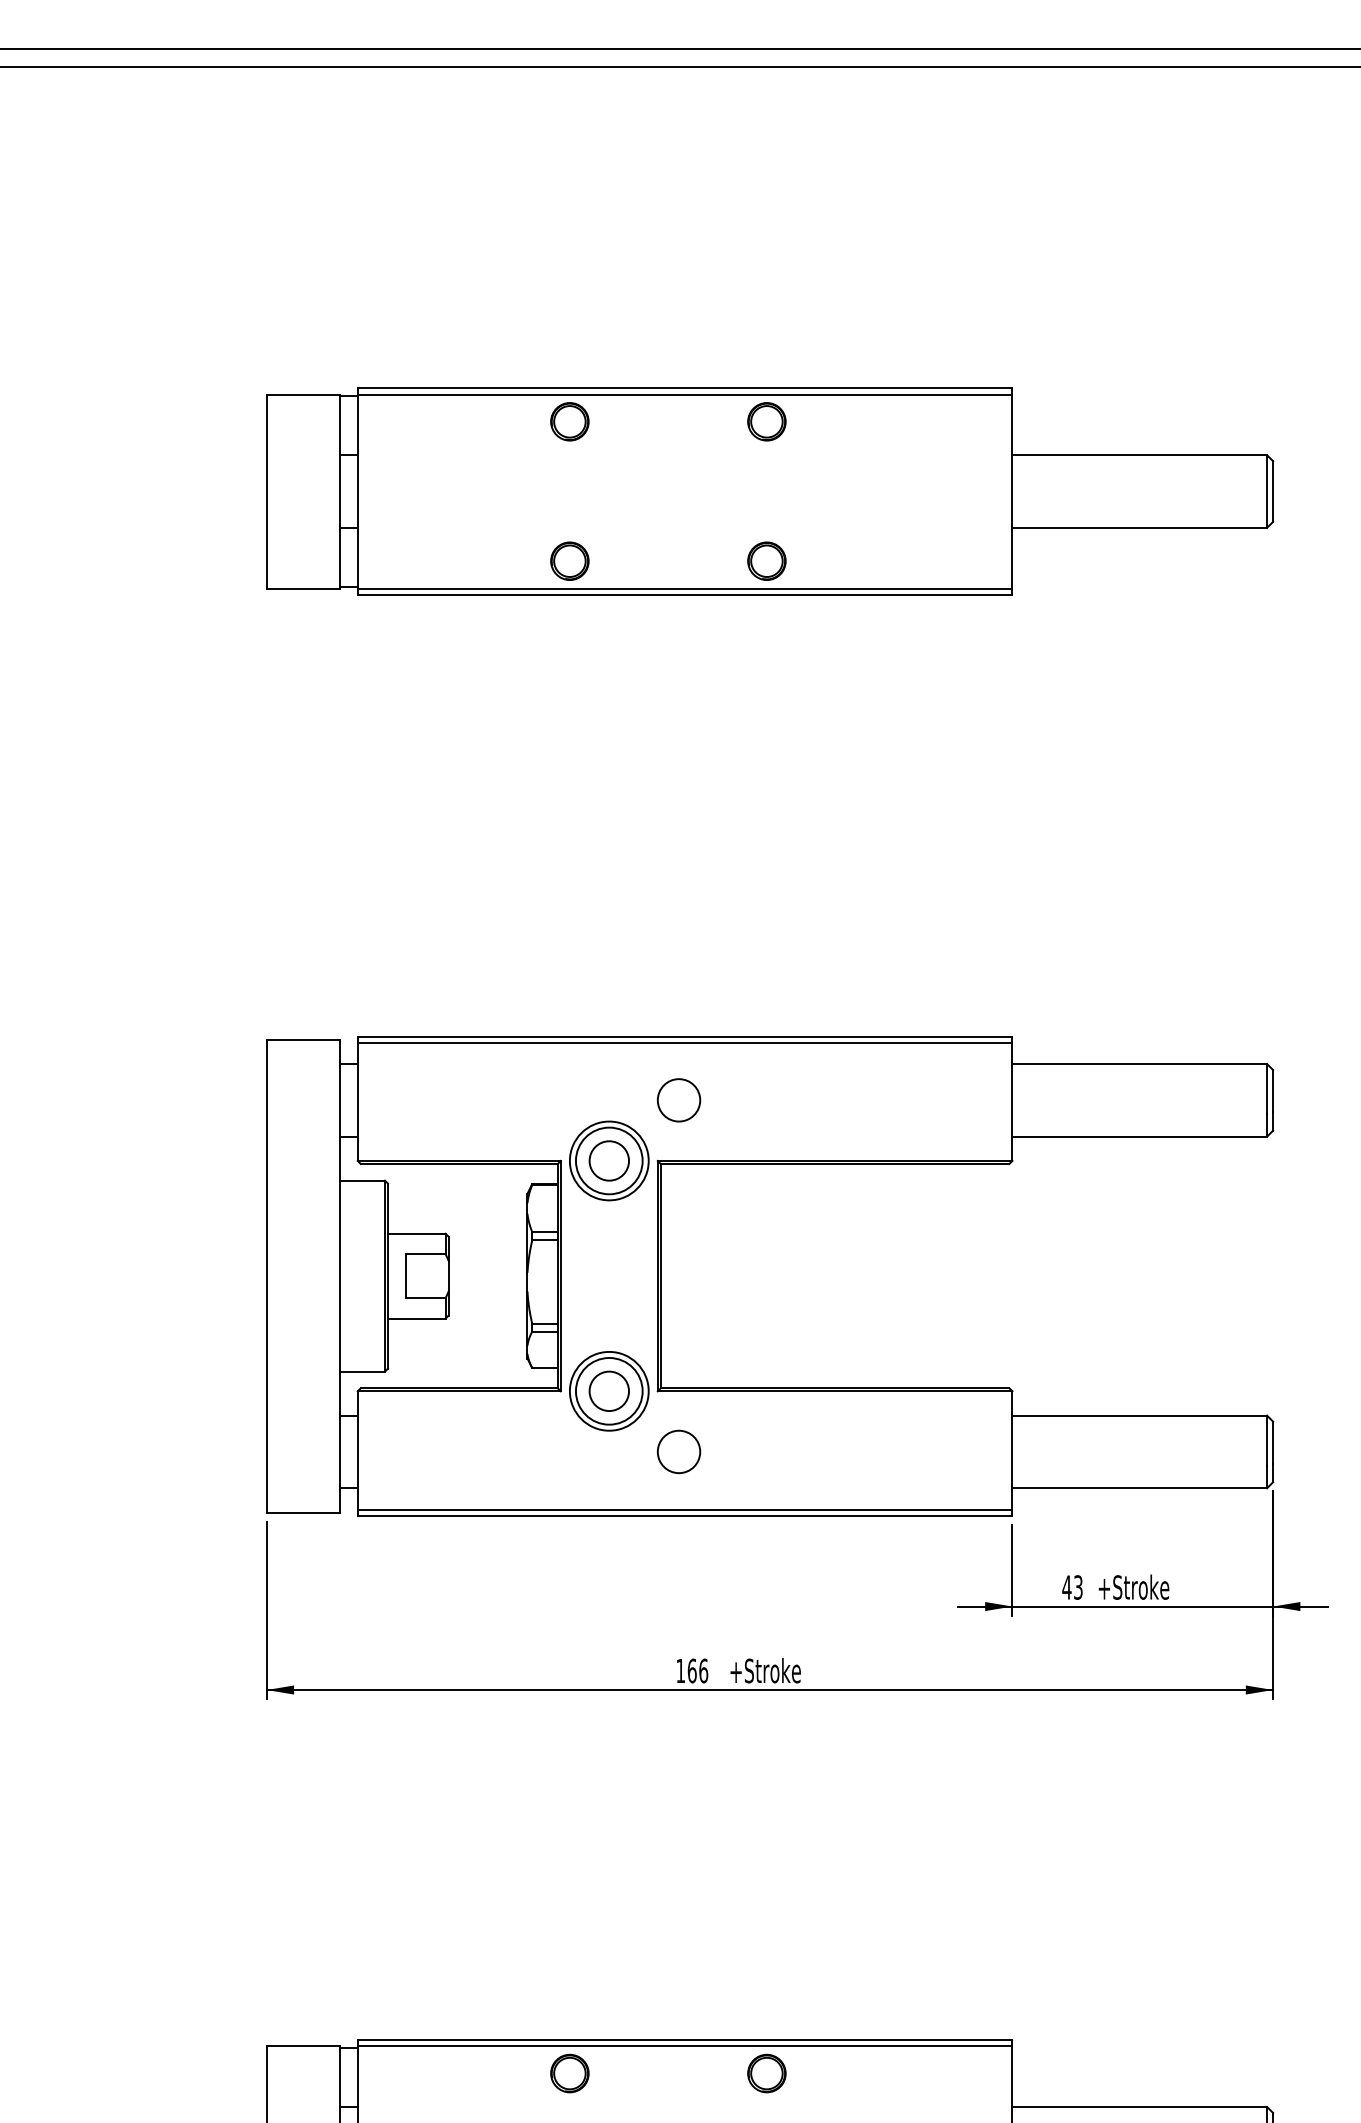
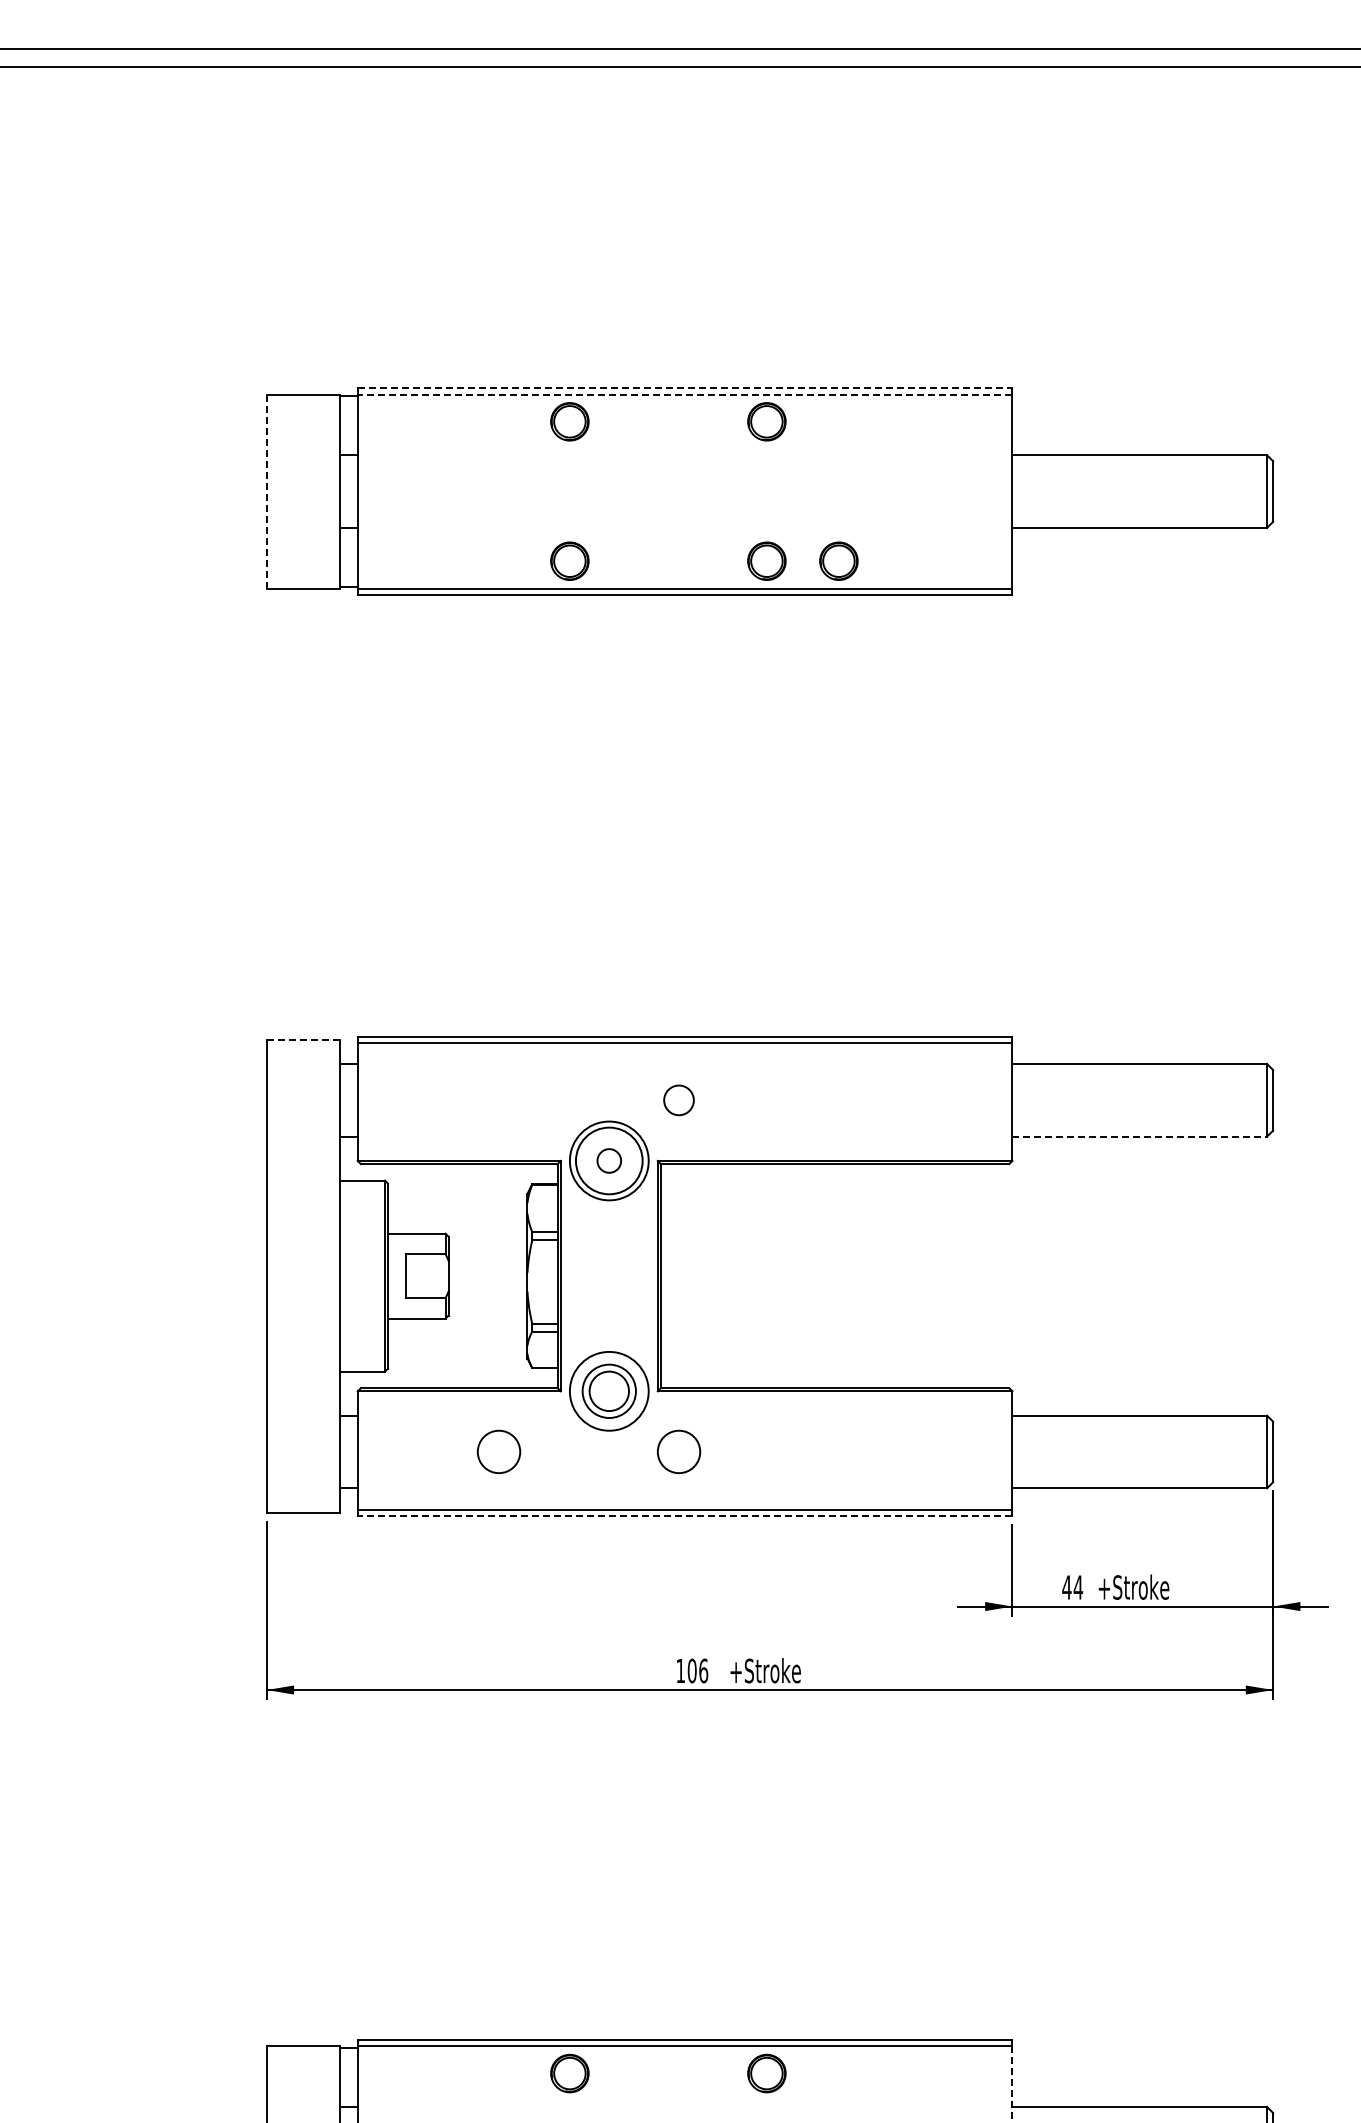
line: solid -> dashed (685, 388)
line: solid -> dashed (684, 394)
line: solid -> dashed (266, 491)
part: none -> present (838, 560)
line: solid -> dashed (302, 1039)
circle size: 46x45 px -> 32x33 px (678, 1100)
line: solid -> dashed (1140, 1136)
circle diameter: 39 px -> 24 px (609, 1160)
circle diameter: 67 px -> 53 px (608, 1391)
circle: none -> present (498, 1451)
line: solid -> dashed (684, 1515)
text: 43 -> 44 (1078, 1587)
text: 166 -> 106 (691, 1670)
line: solid -> dashed (1012, 2084)
